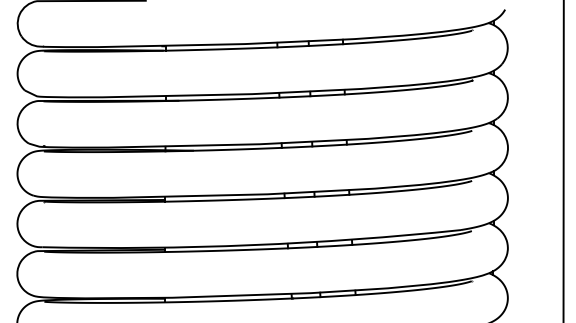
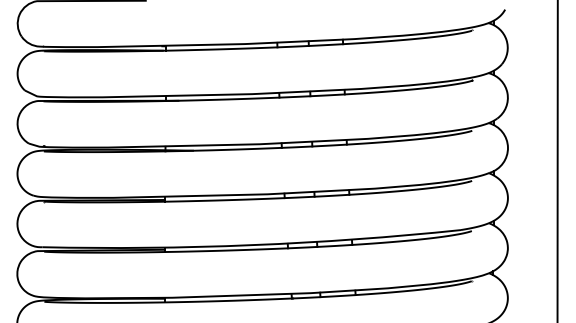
line position: (563, 160) -> (557, 160) (557, 160)
